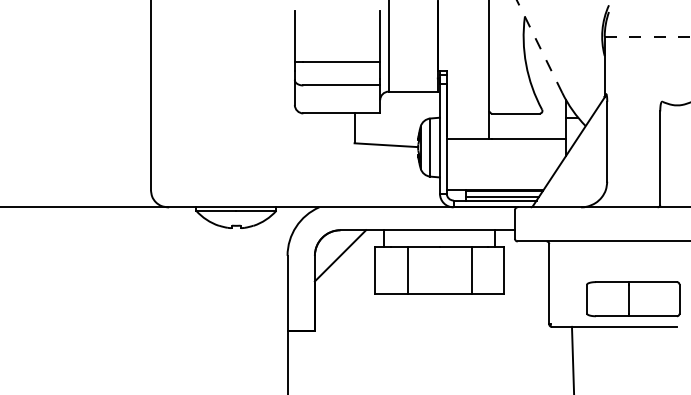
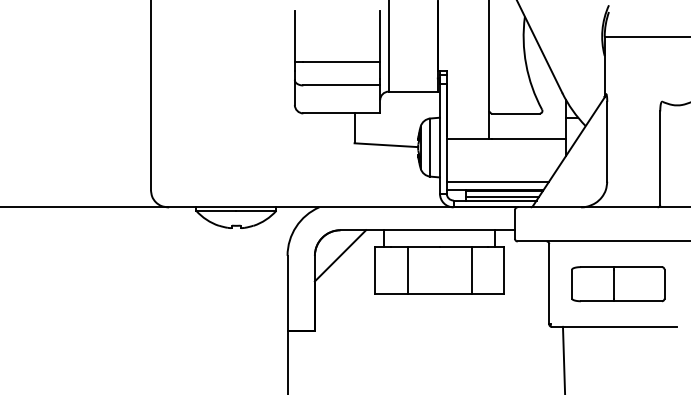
line: dashed -> solid (647, 36)
line: dashed -> solid (539, 46)
line: none -> present (497, 181)
part position: (633, 299) -> (618, 284) (618, 284)
line position: (572, 358) -> (563, 358) (563, 358)
